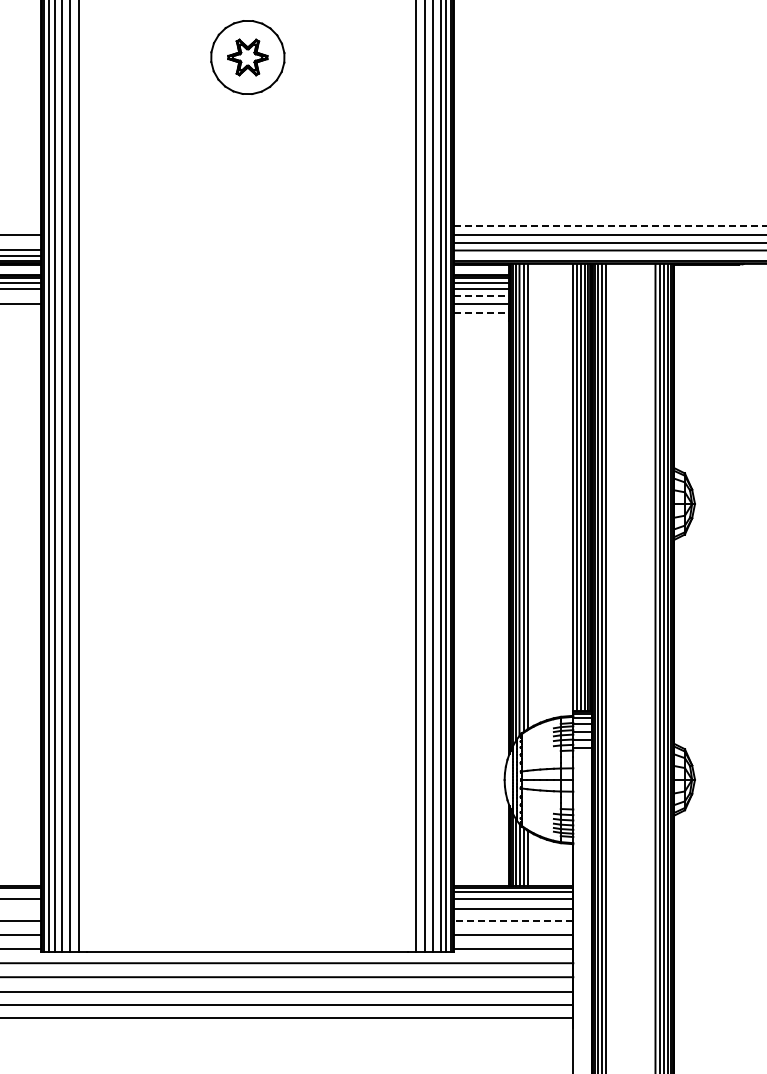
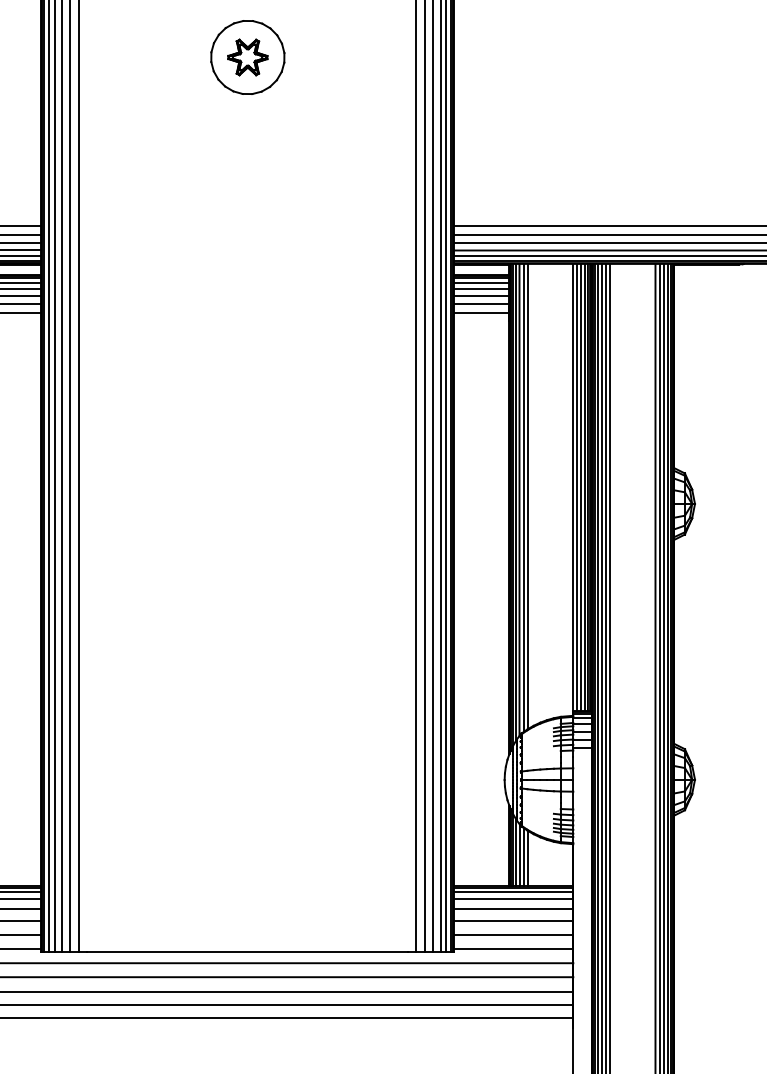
line: none -> present (21, 226)
line: dashed -> solid (610, 226)
line: none -> present (21, 243)
line: none -> present (608, 256)
line: none -> present (21, 295)
line: dashed -> solid (481, 295)
line: none -> present (21, 312)
line: dashed -> solid (481, 312)
line: none -> present (610, 666)
line: none -> present (21, 891)
line: none -> present (21, 908)
line: dashed -> solid (513, 921)
